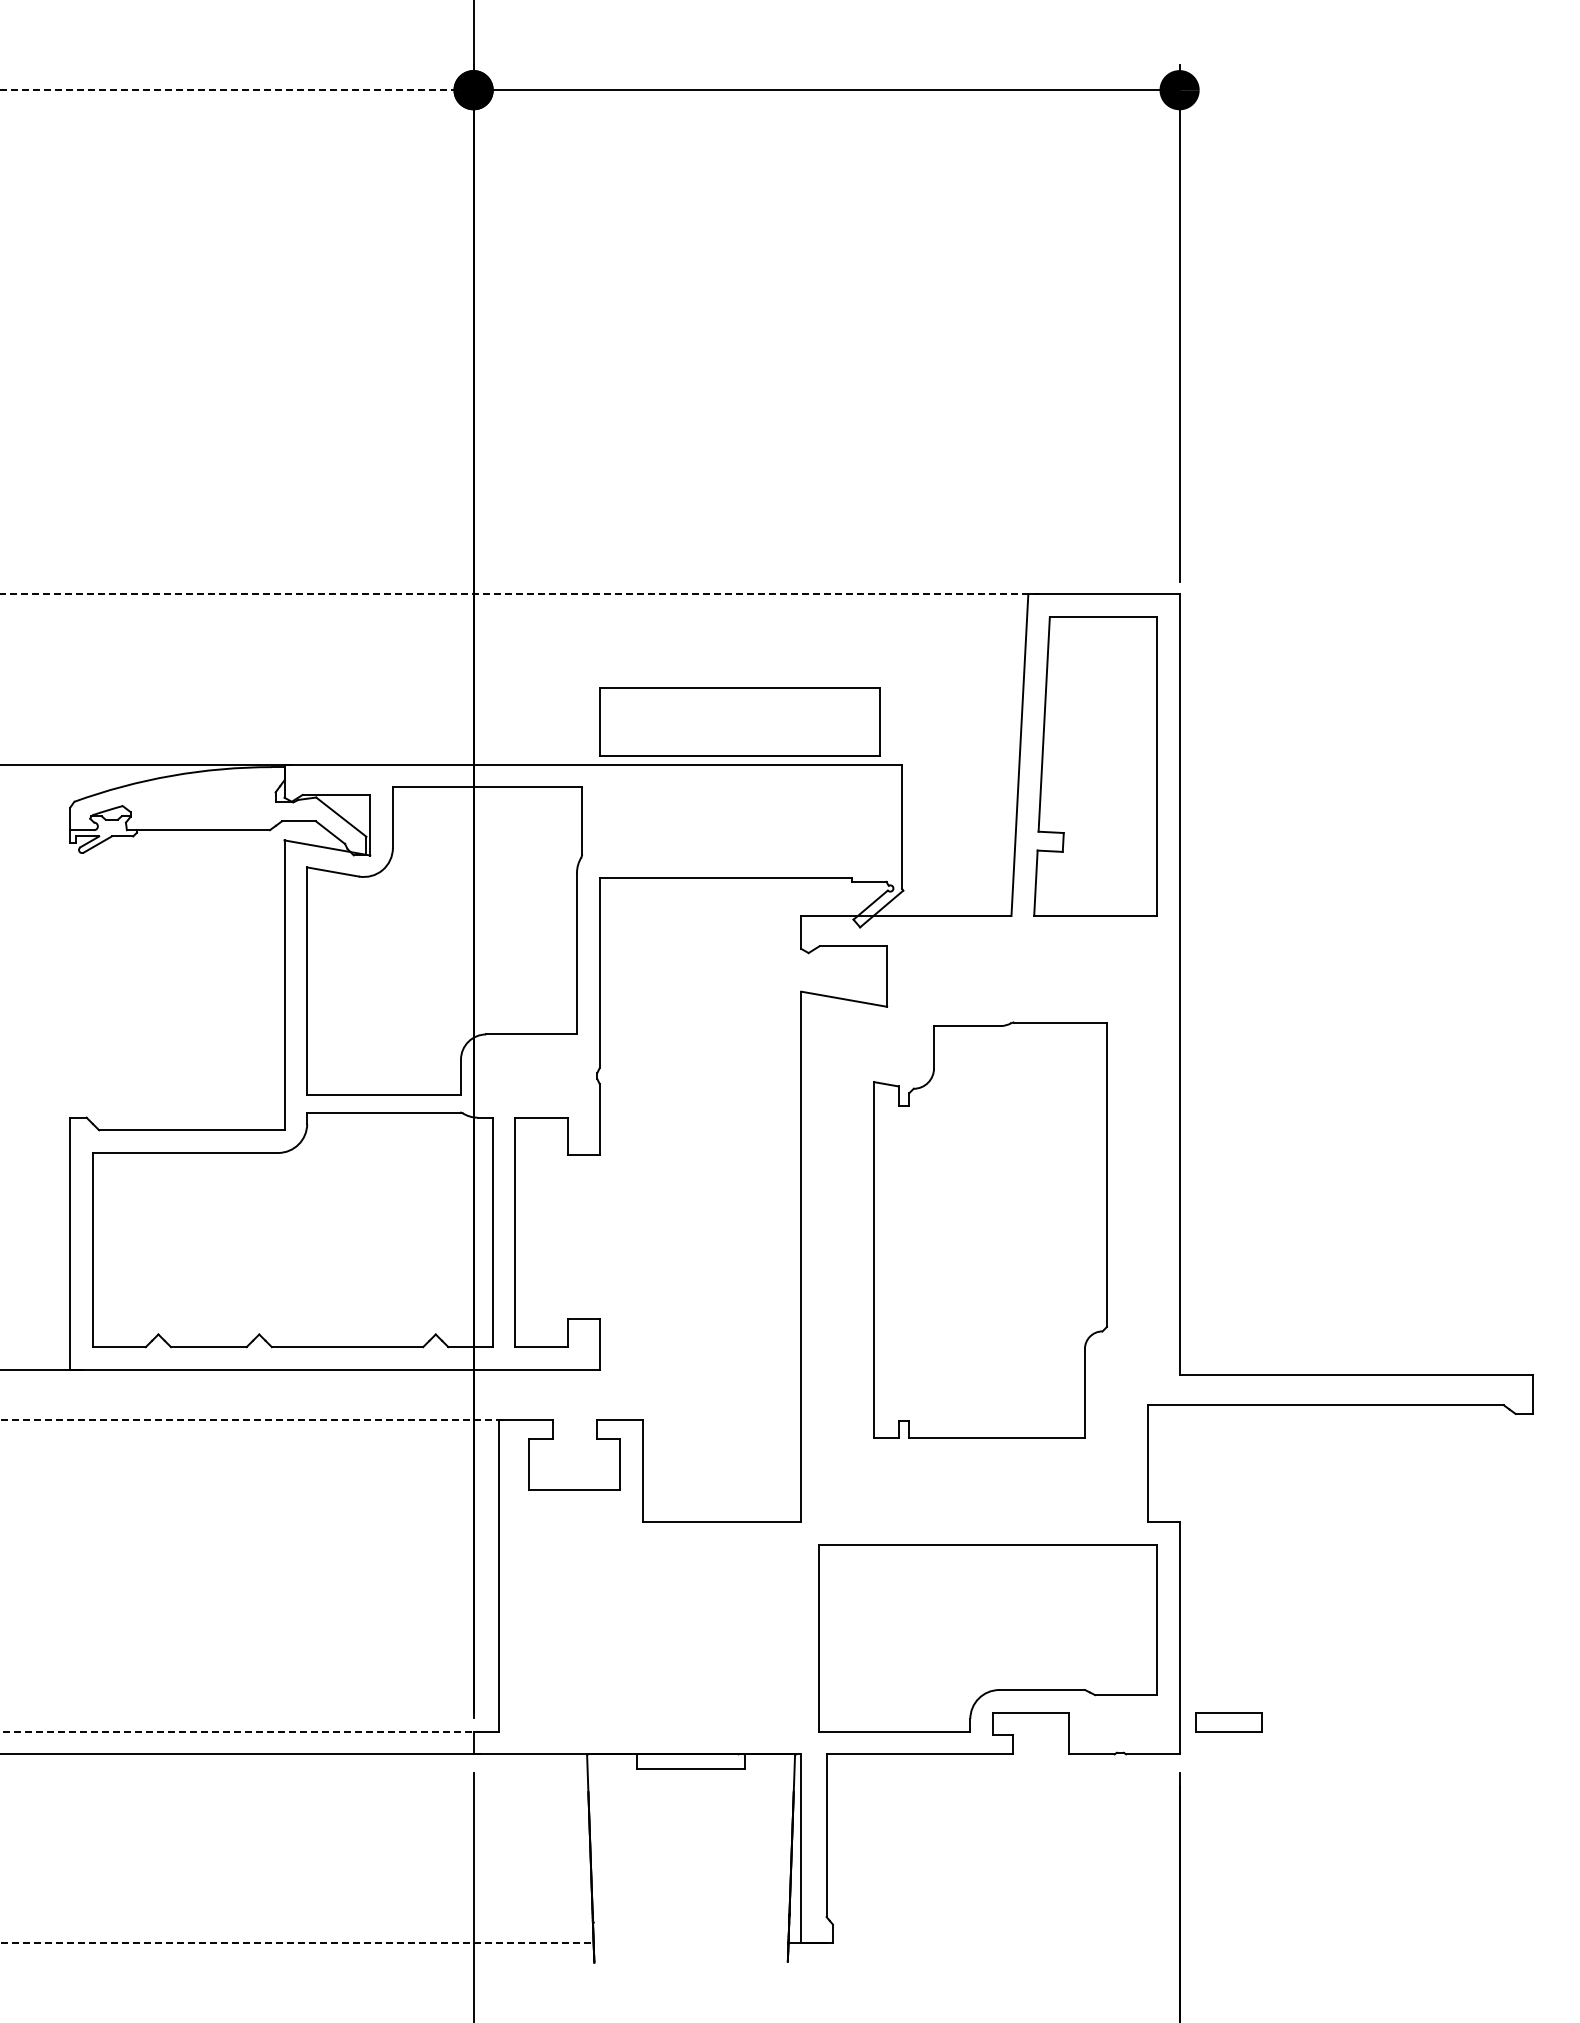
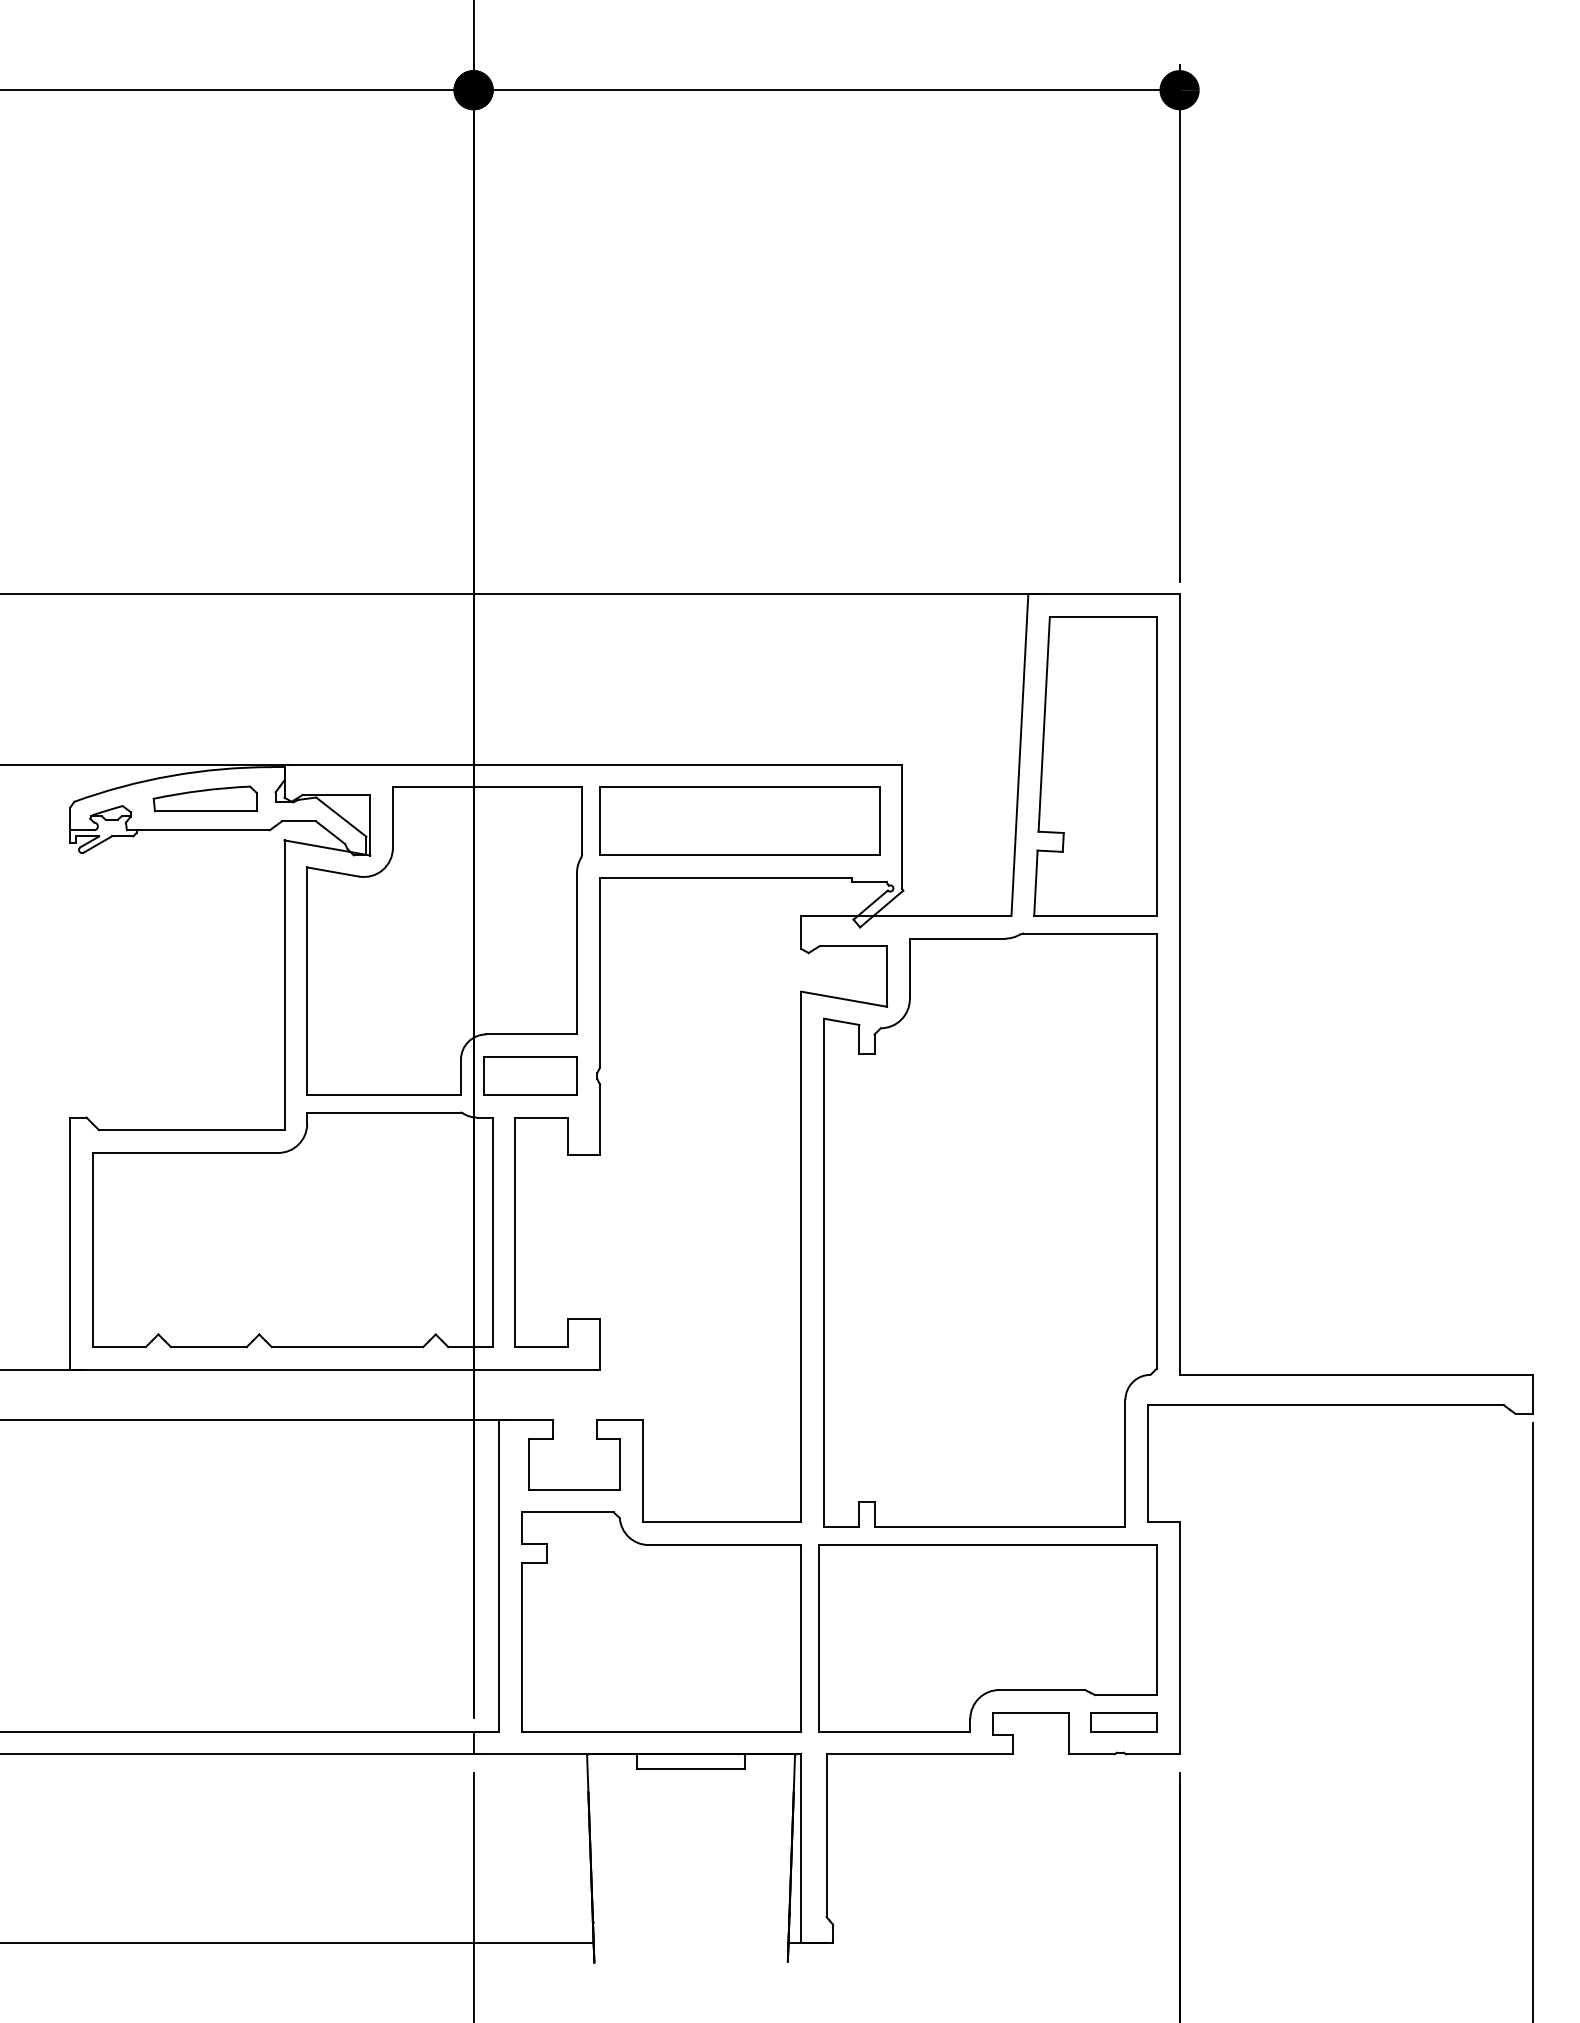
line: dashed -> solid (237, 90)
line: dashed -> solid (519, 594)
part position: (739, 721) -> (739, 820) (739, 820)
part: none -> present (204, 798)
part: none -> present (530, 1075)
part size: 235x418 px -> 335x596 px (990, 1229)
line: dashed -> solid (253, 1420)
part: none -> present (661, 1621)
line: none -> present (1532, 1721)
part position: (1228, 1722) -> (1123, 1722) (1123, 1722)
line: dashed -> solid (240, 1731)
line: dashed -> solid (297, 1943)
